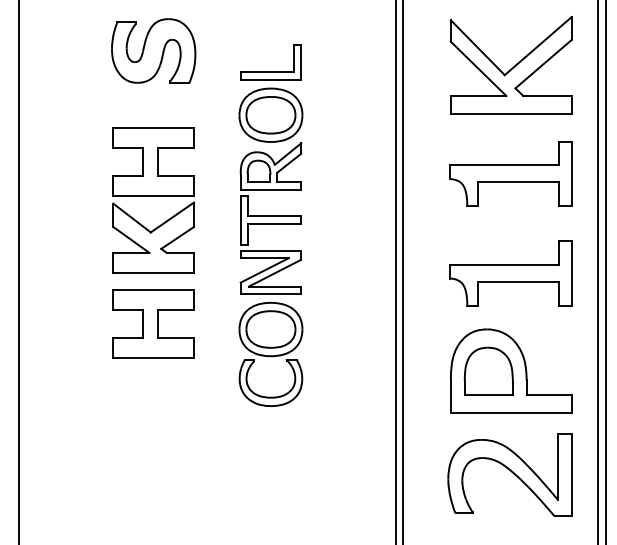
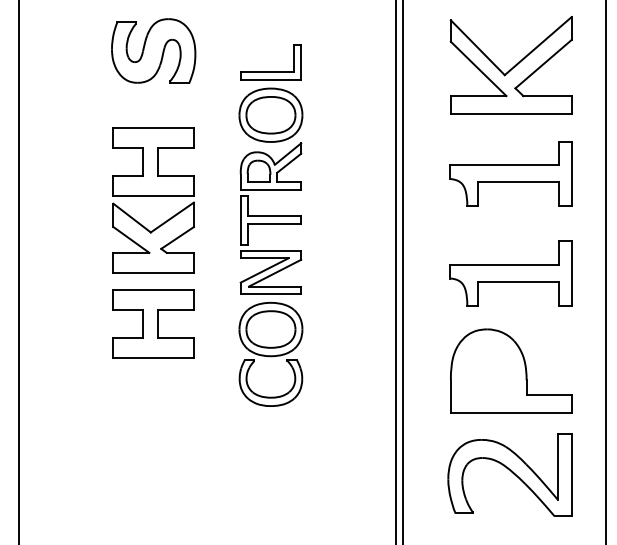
line: present -> none (598, 271)
part: present -> none (488, 370)
